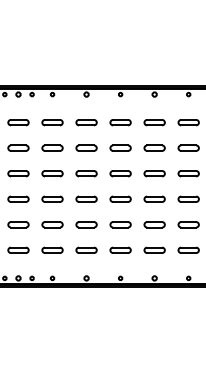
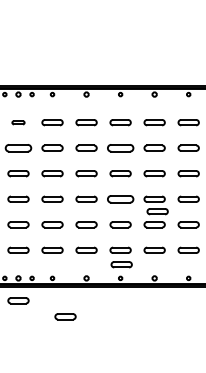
part size: 23x8 px -> 15x6 px (18, 122)
part size: 23x8 px -> 29x9 px (18, 148)
part size: 23x8 px -> 28x9 px (120, 148)
part size: 23x8 px -> 28x9 px (120, 199)
part: none -> present (157, 211)
part: none -> present (121, 264)
part: none -> present (18, 300)
part: none -> present (65, 316)
